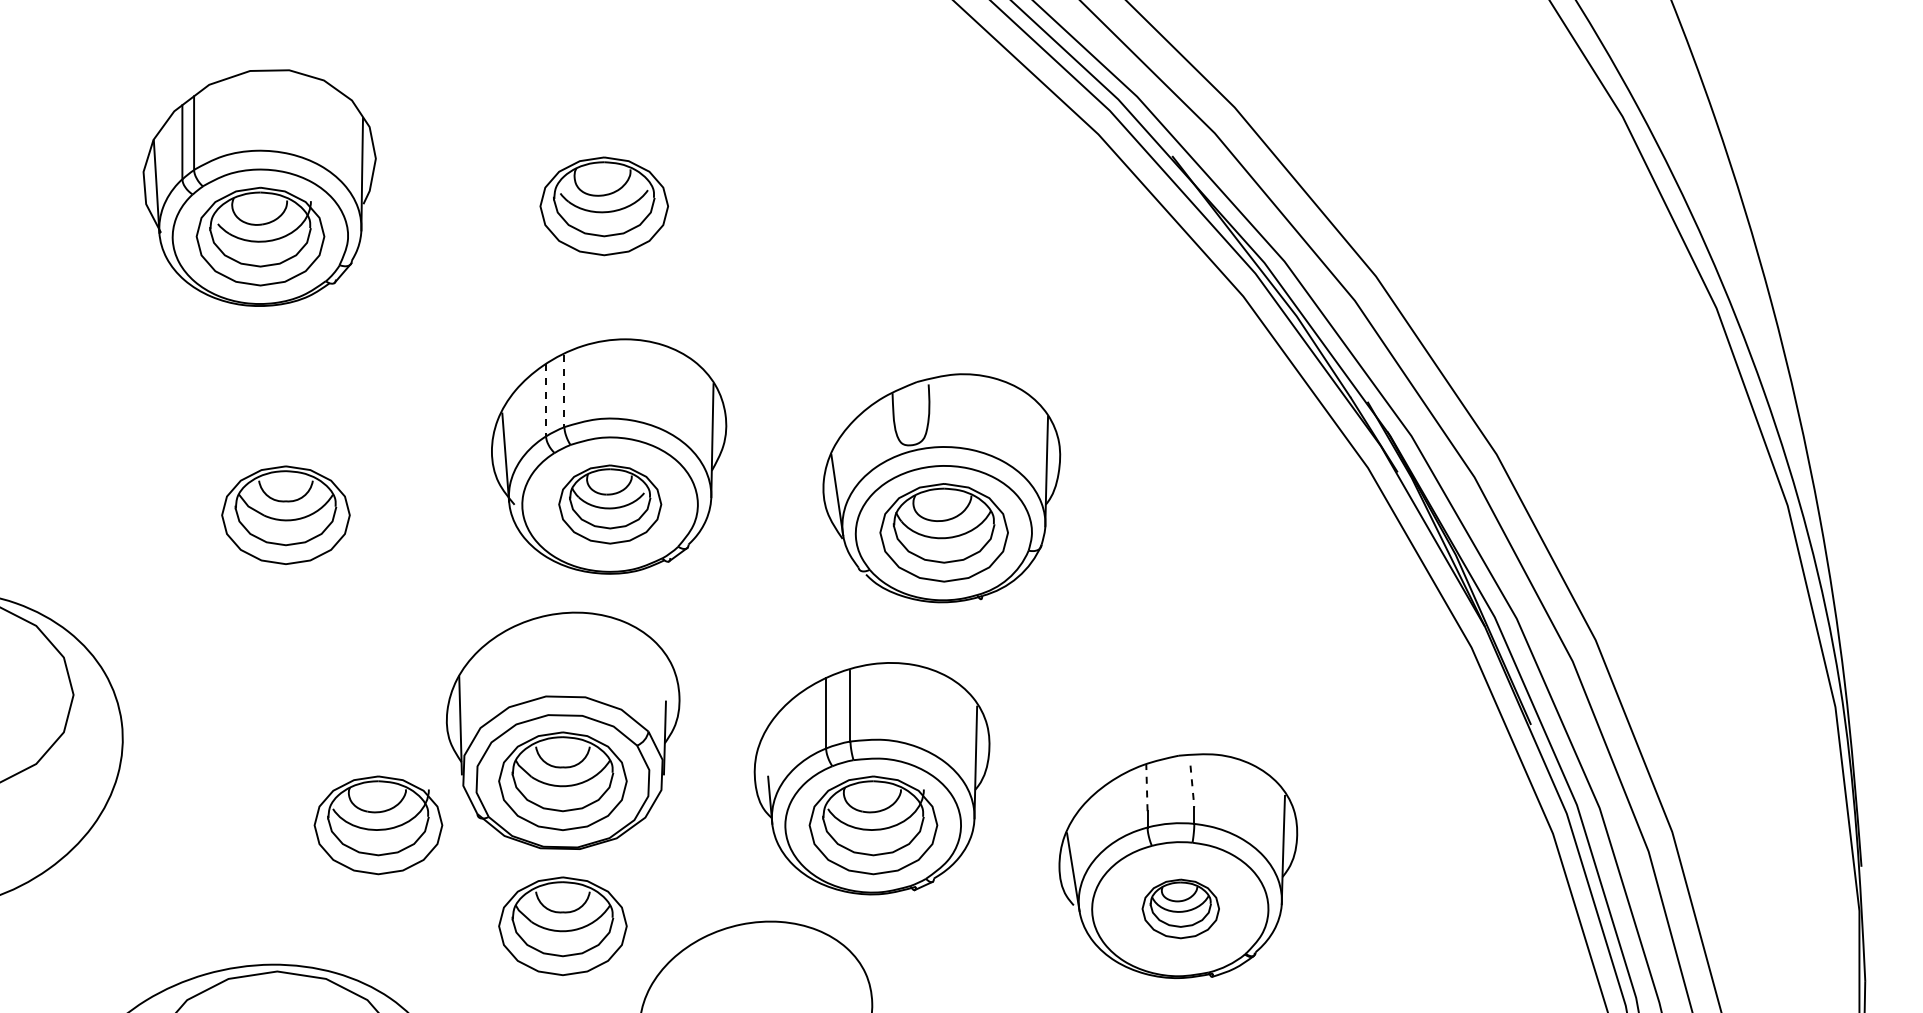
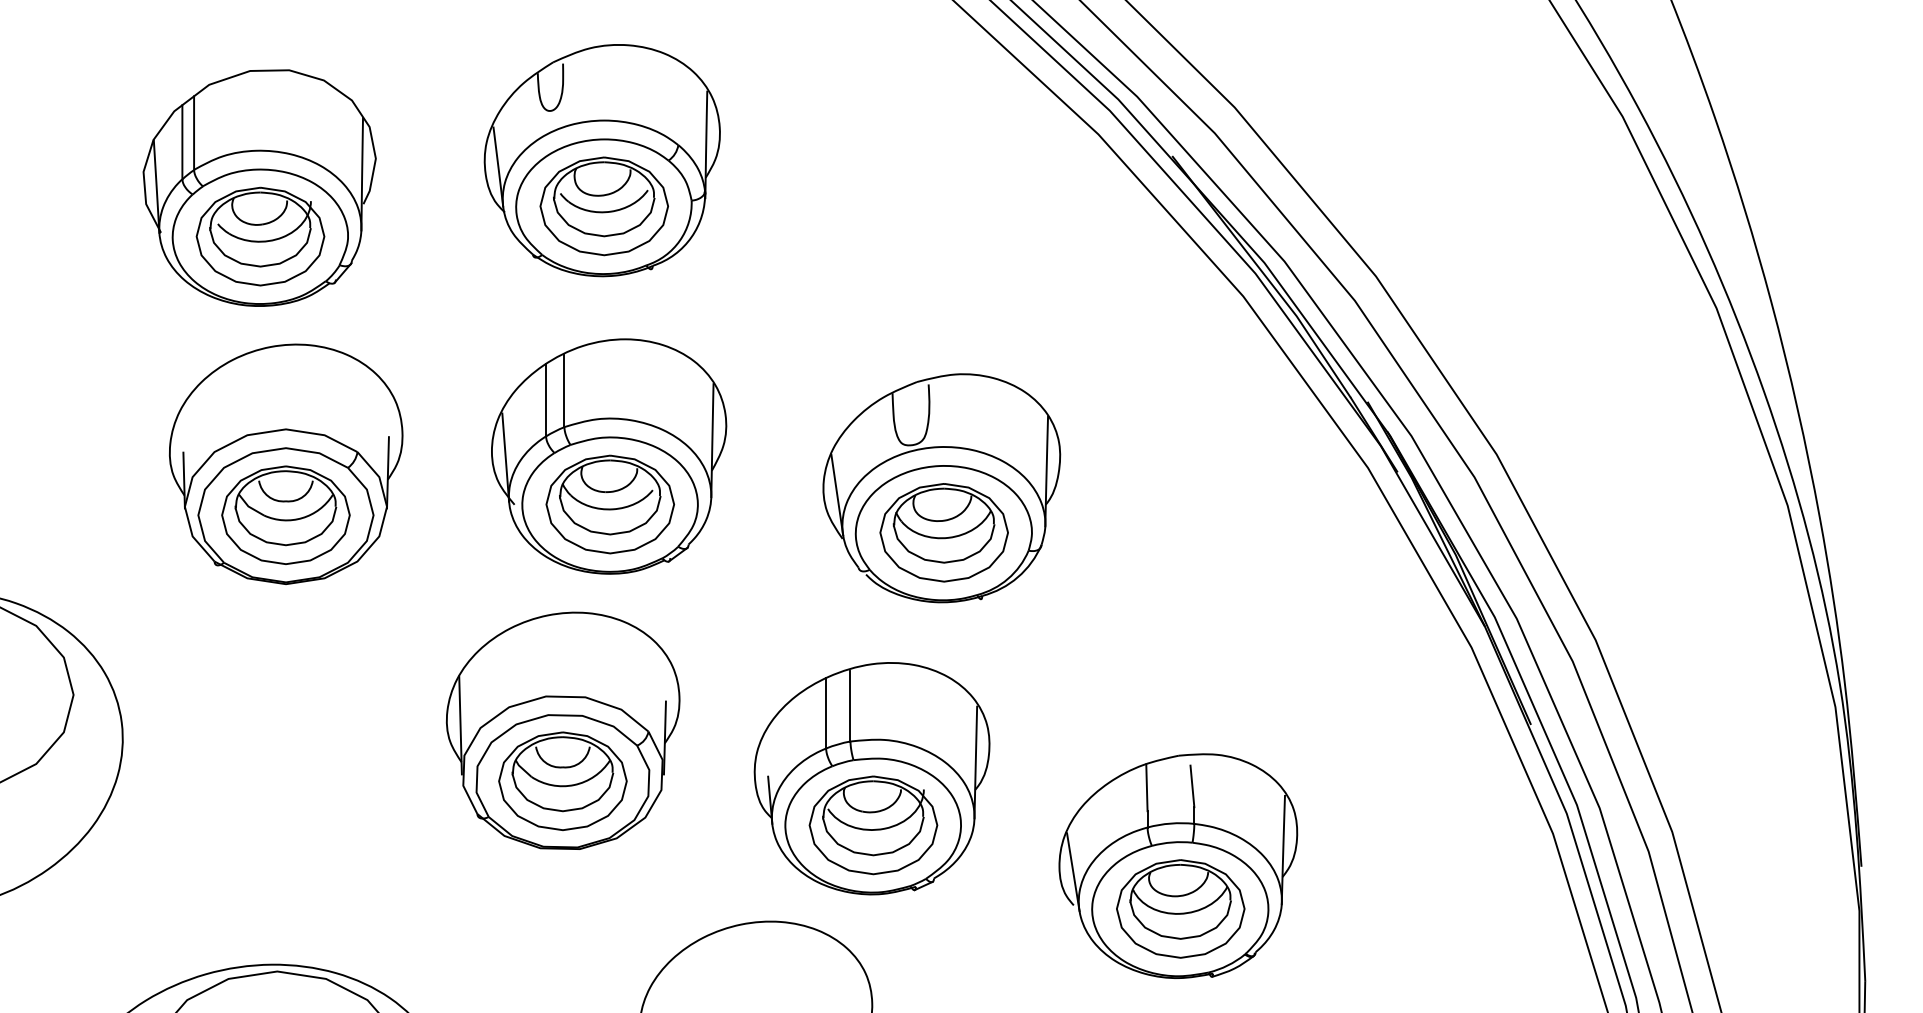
part: none -> present (601, 160)
line: dashed -> solid (564, 391)
line: dashed -> solid (546, 400)
part: none -> present (286, 463)
part size: 105x81 px -> 130x101 px (609, 504)
line: dashed -> solid (1192, 786)
line: dashed -> solid (1146, 787)
part: present -> none (378, 825)
part size: 79x62 px -> 130x100 px (1180, 908)
part: present -> none (562, 925)
